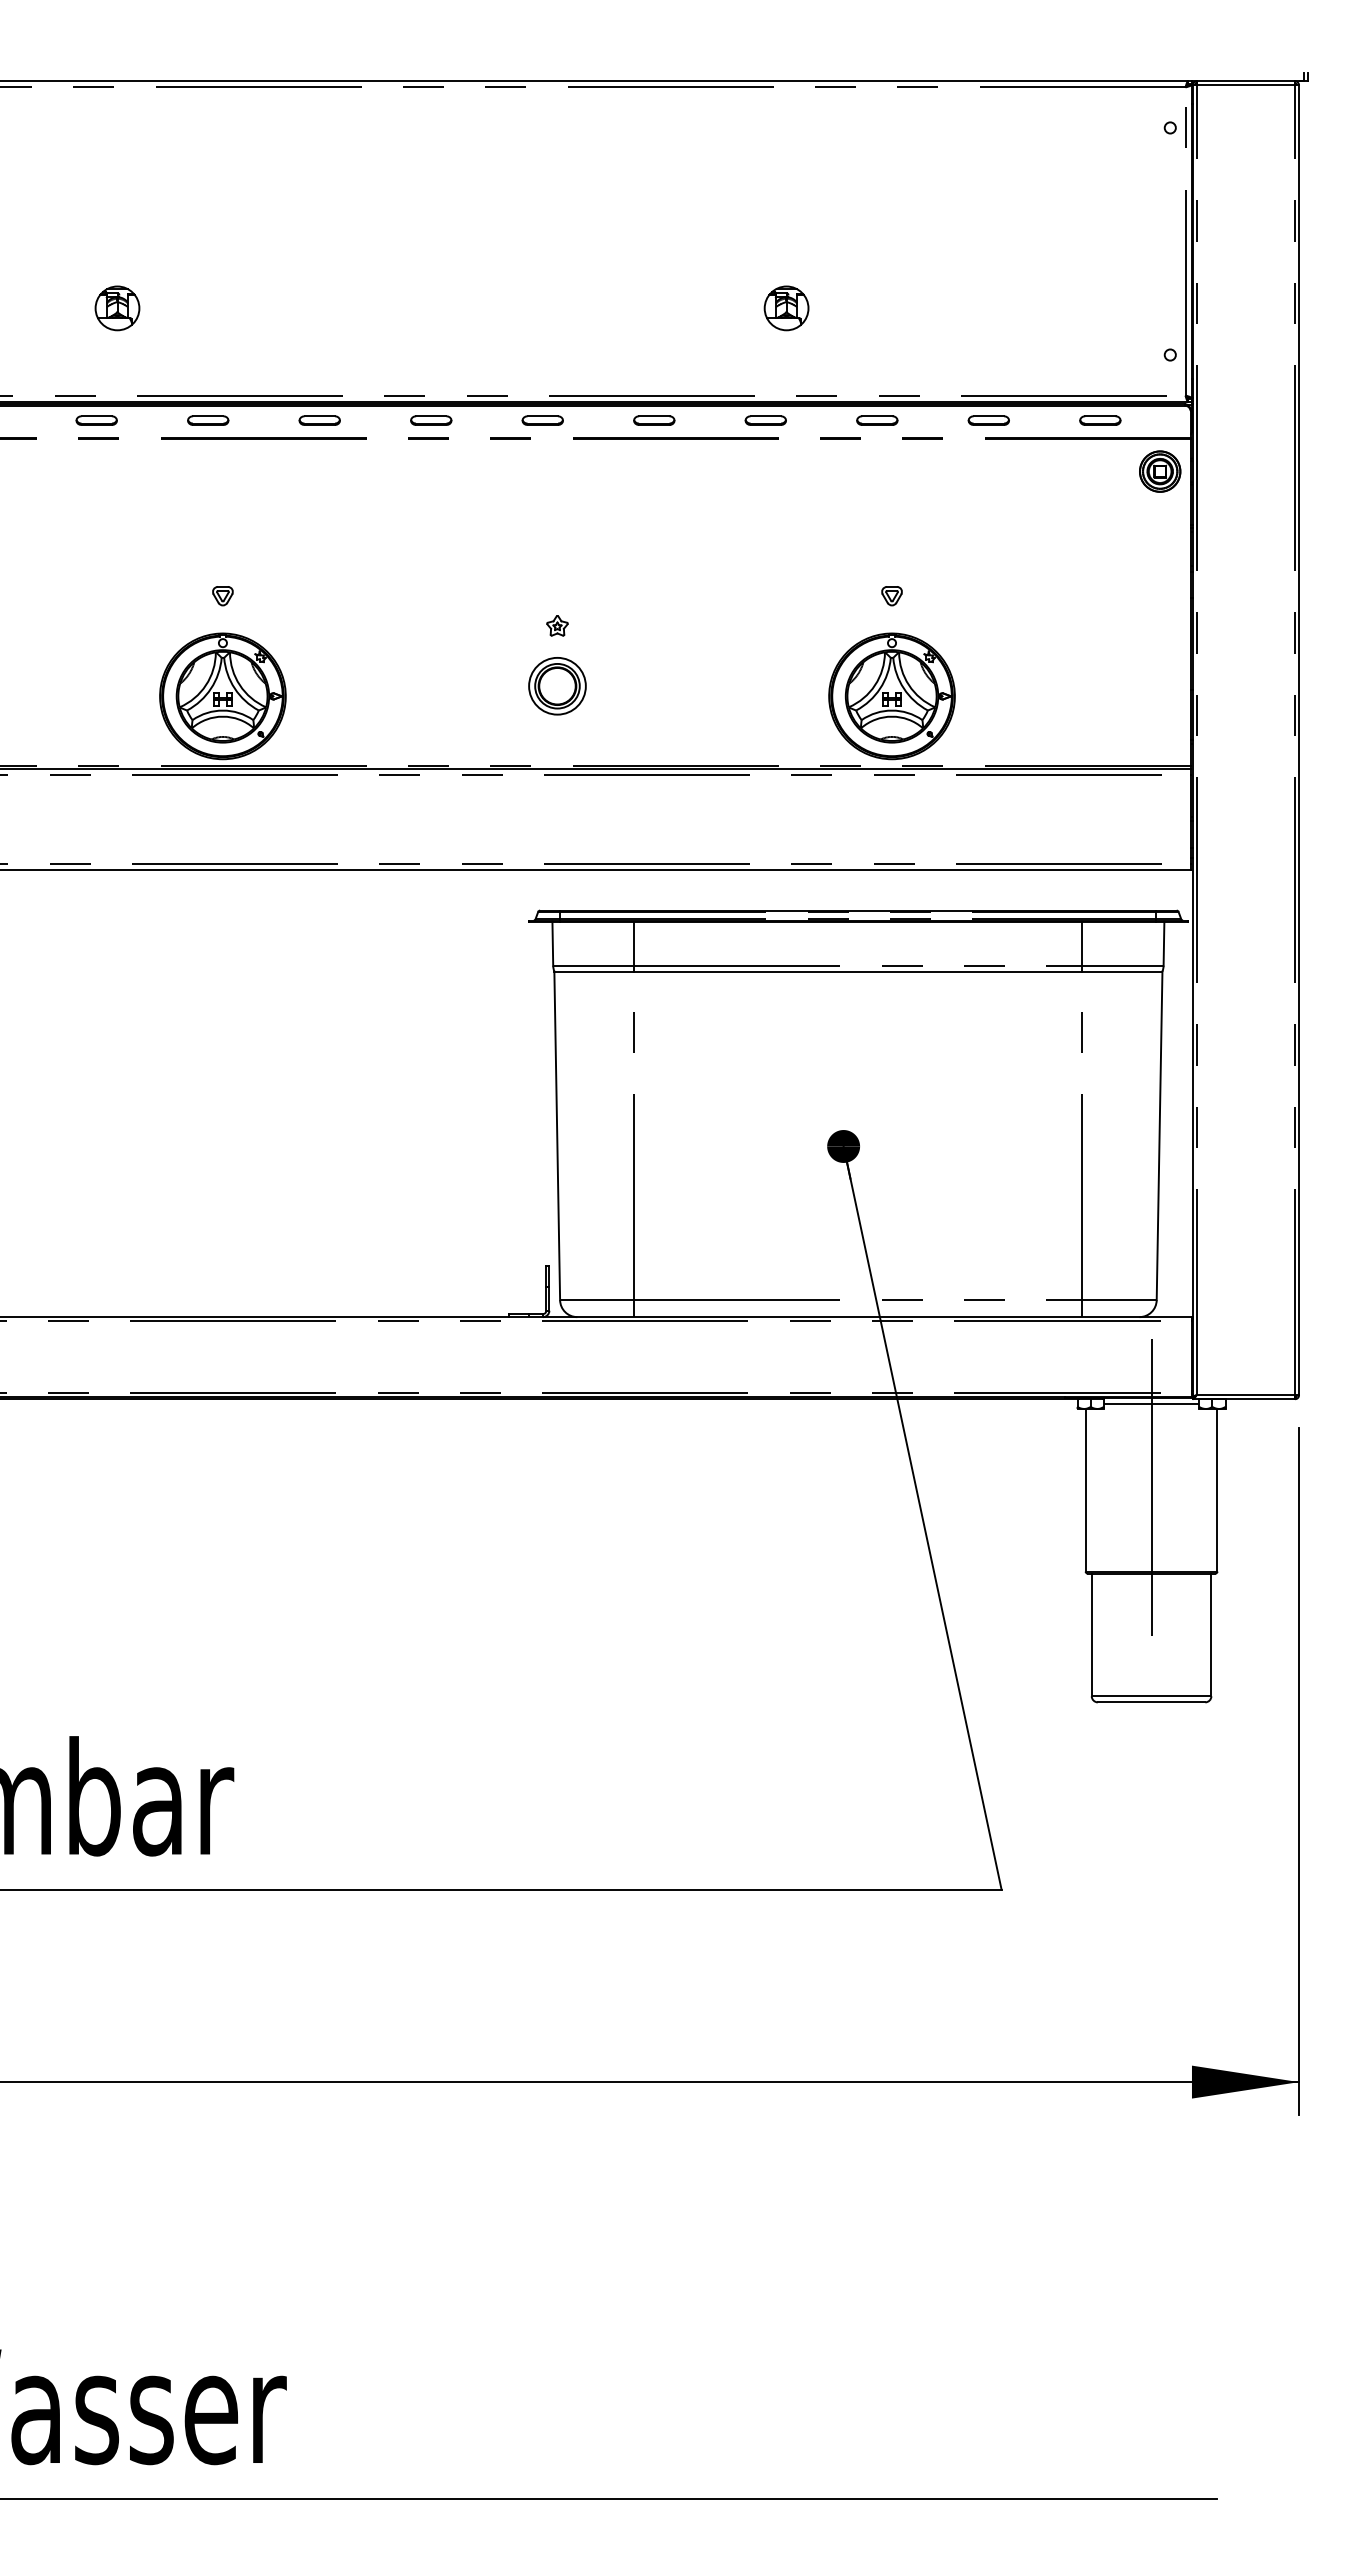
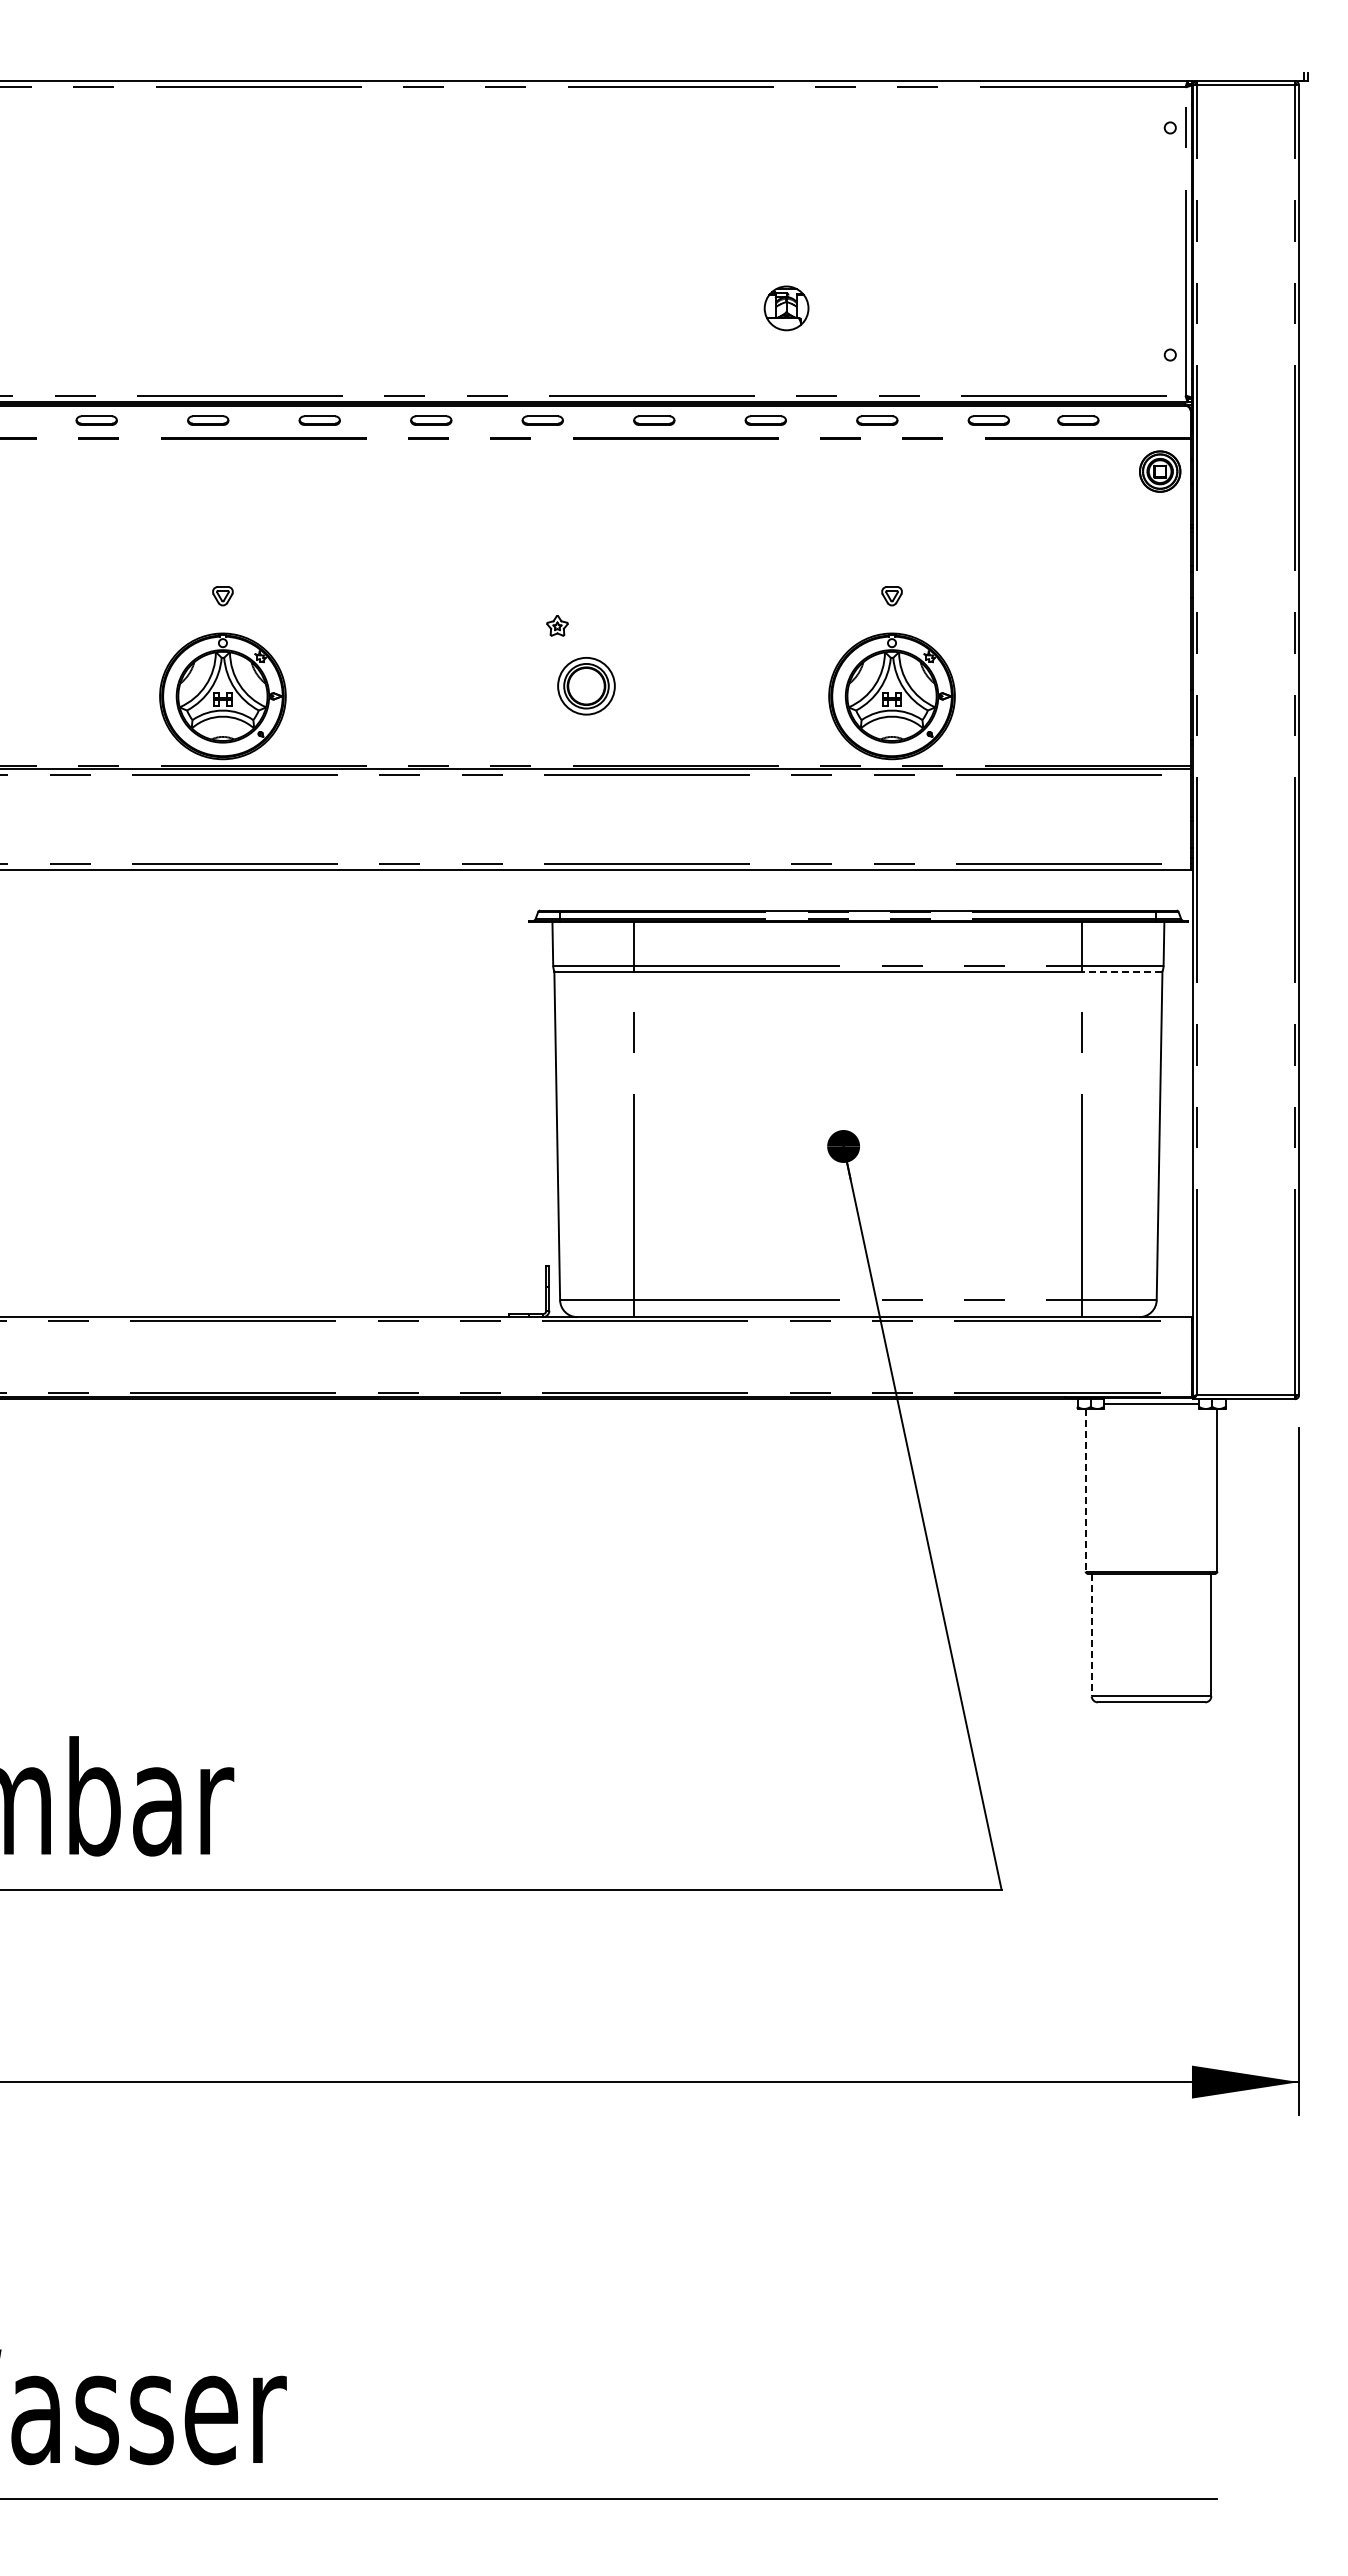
part: present -> none (117, 308)
part position: (1100, 420) -> (1078, 420) (1078, 420)
part position: (557, 686) -> (586, 686) (586, 686)
line: solid -> dashed (1122, 971)
line: present -> none (1151, 1487)
line: solid -> dashed (1085, 1490)
line: solid -> dashed (1091, 1635)
